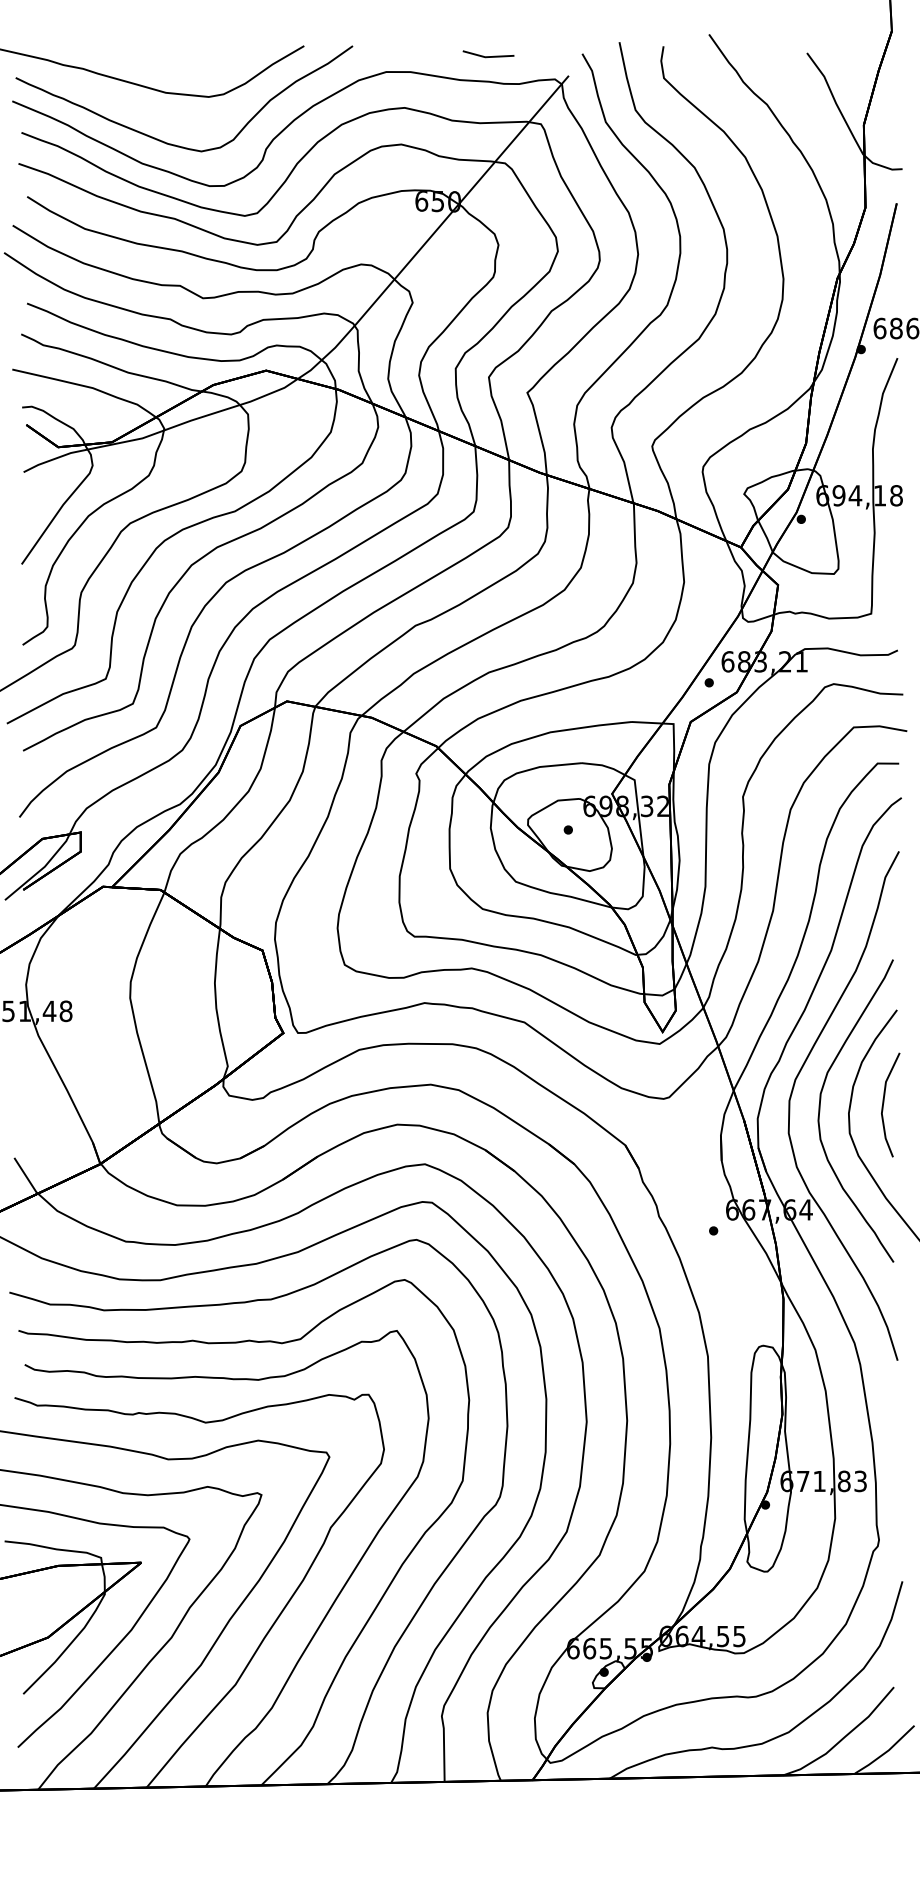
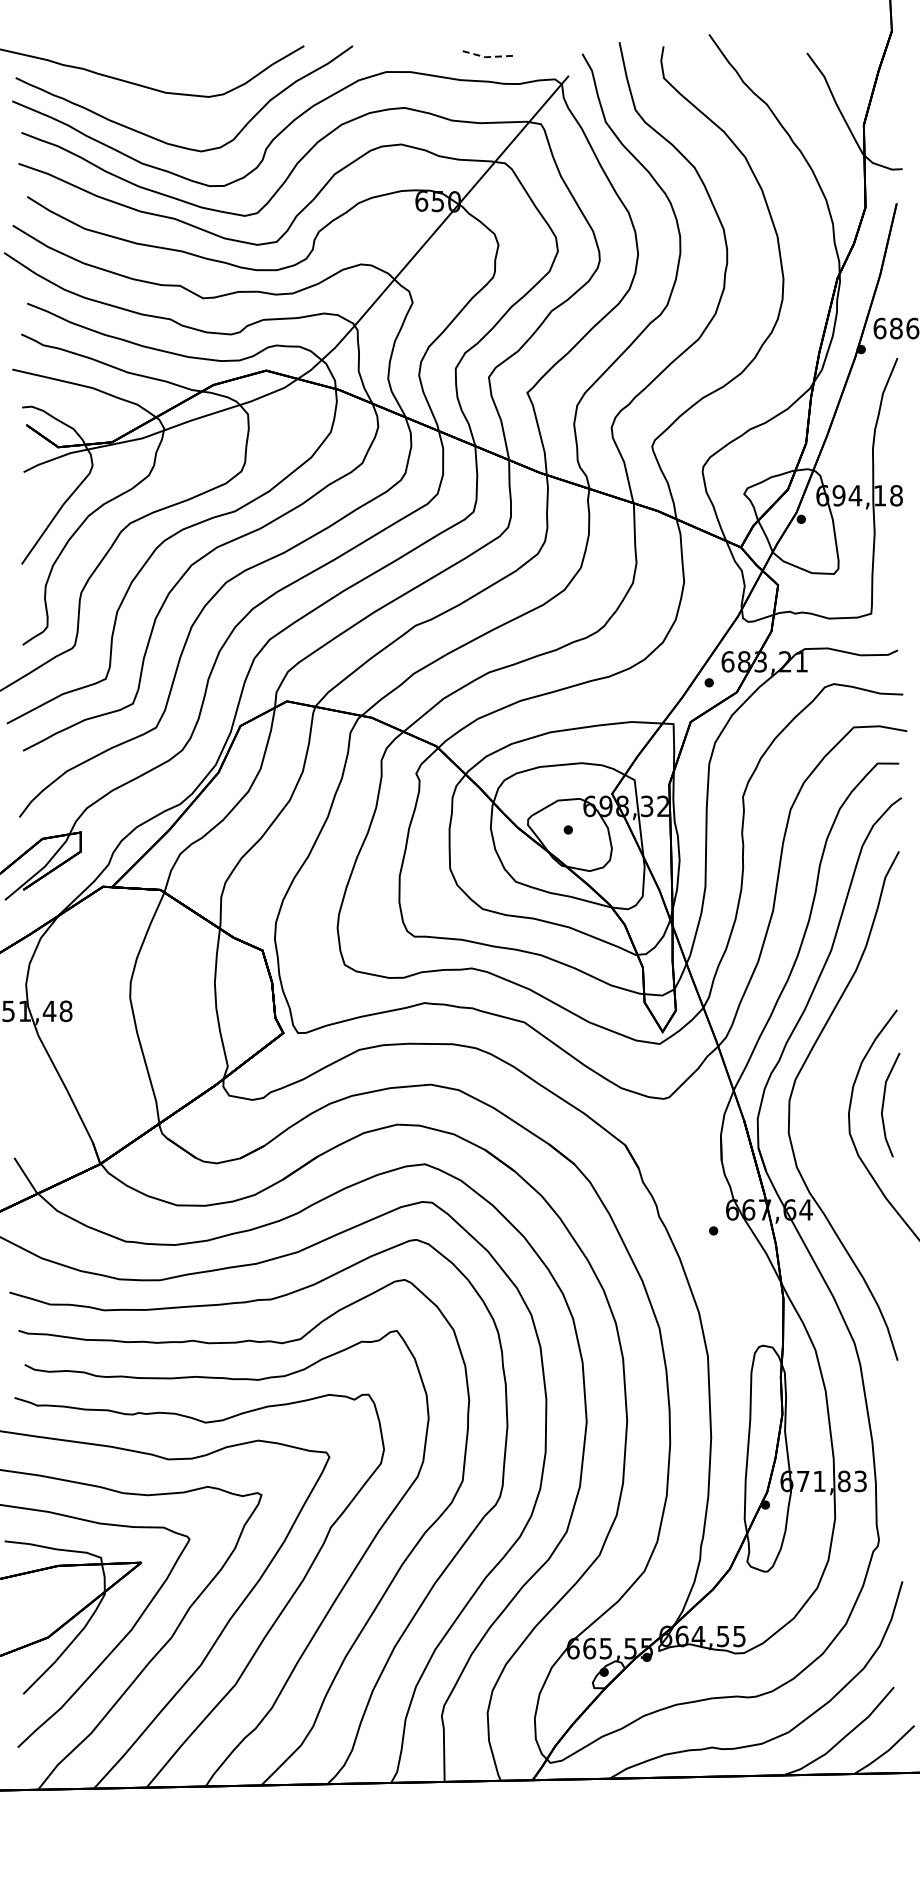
line: solid -> dashed (488, 57)
curve: present -> none (820, 1110)
